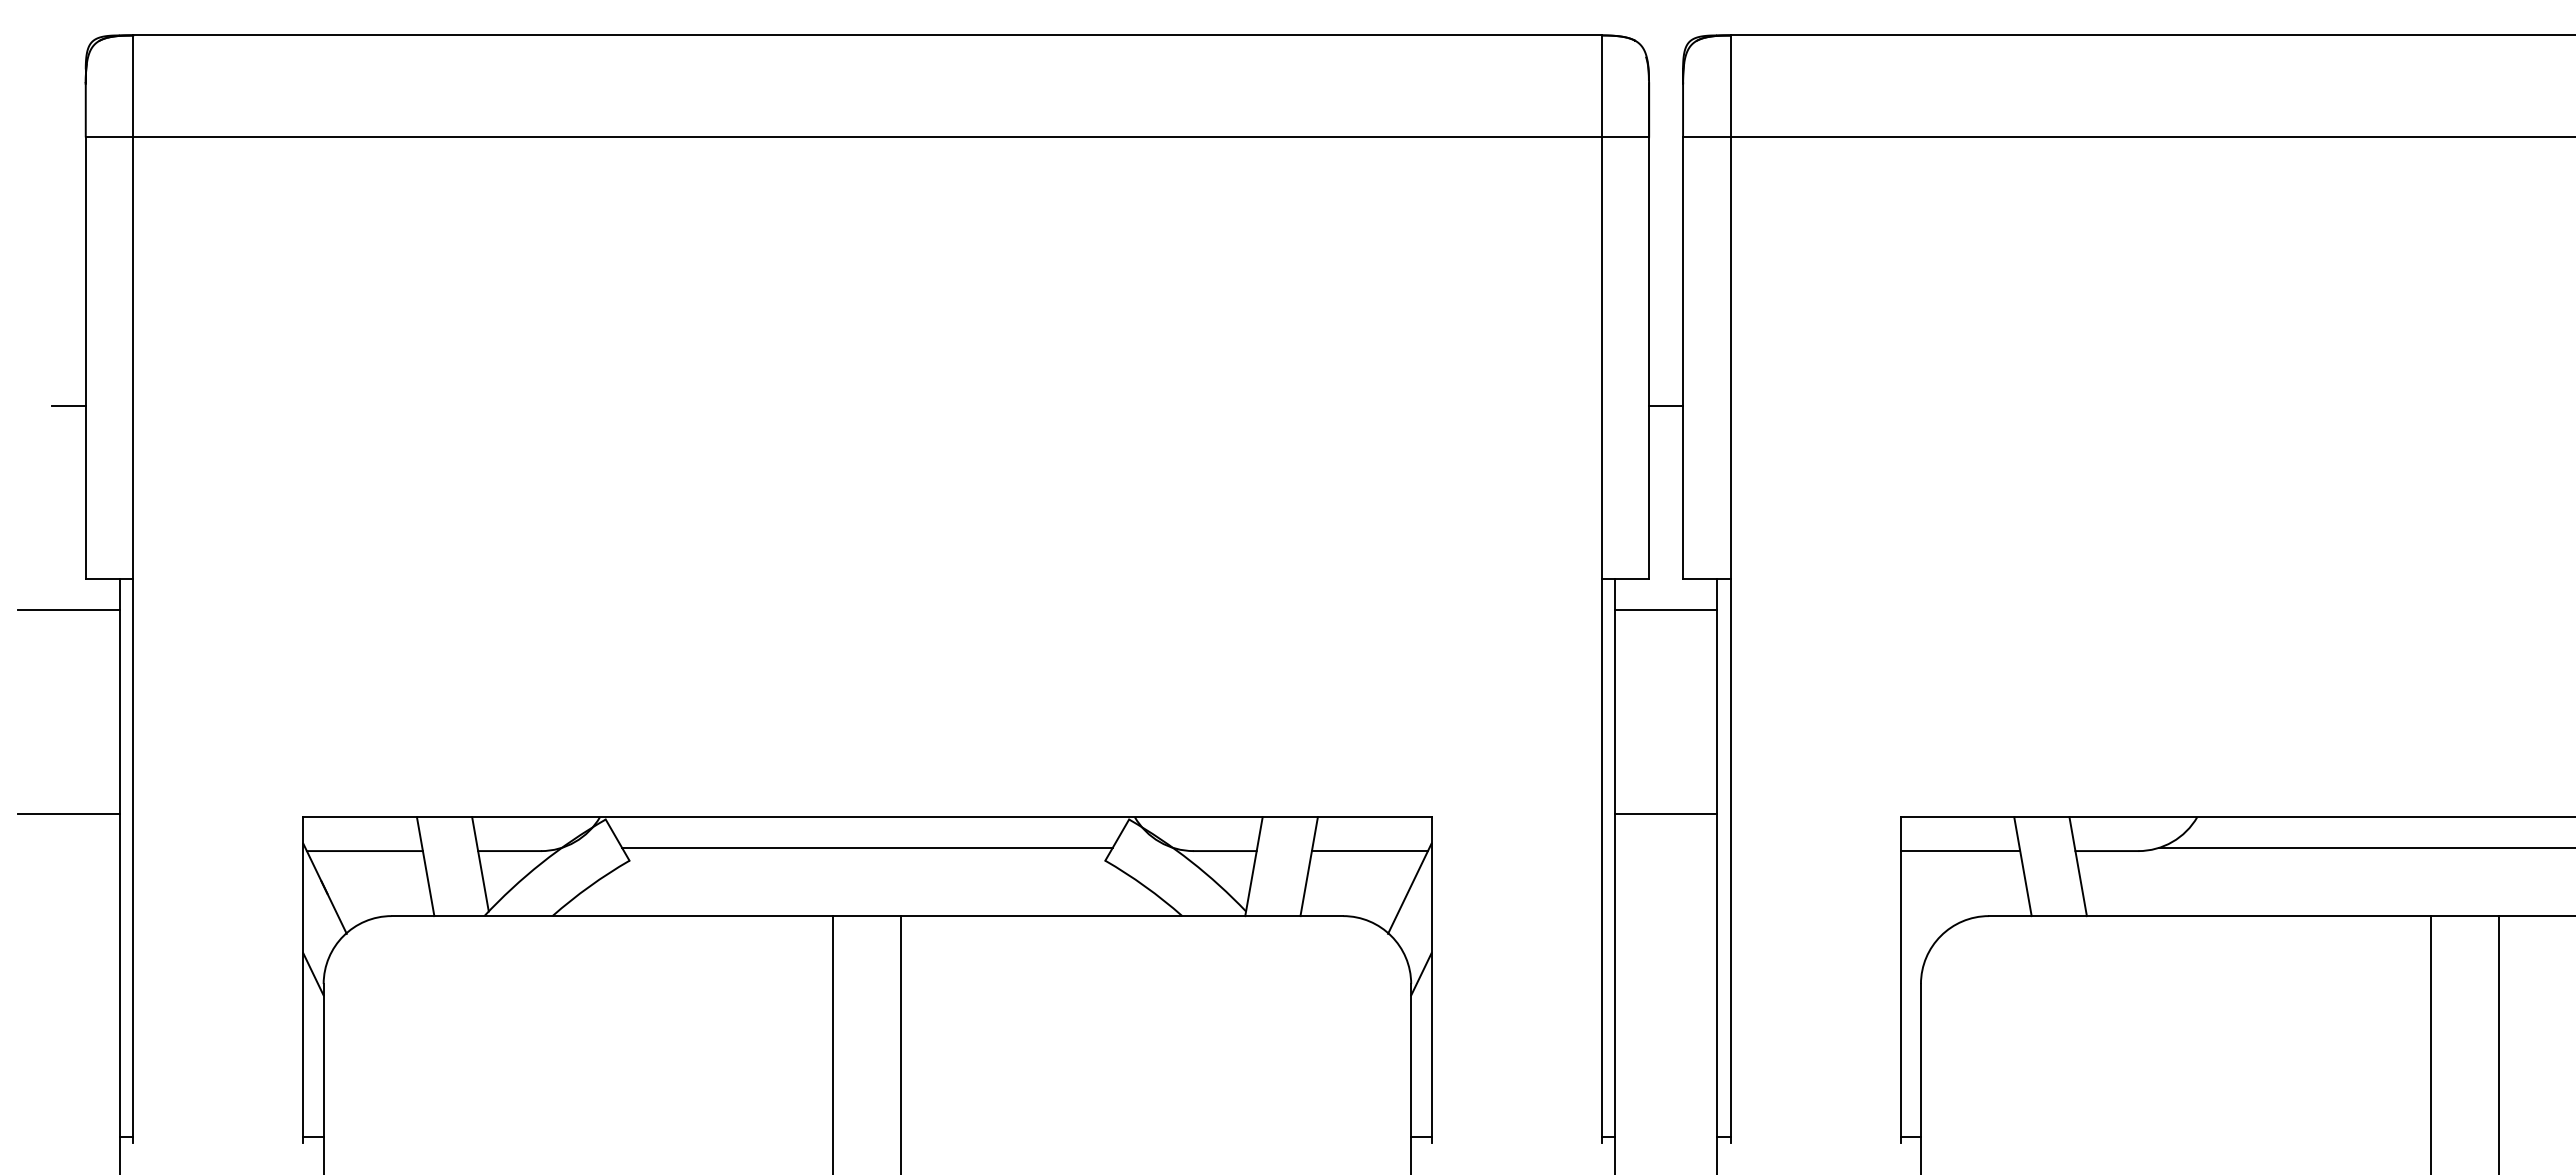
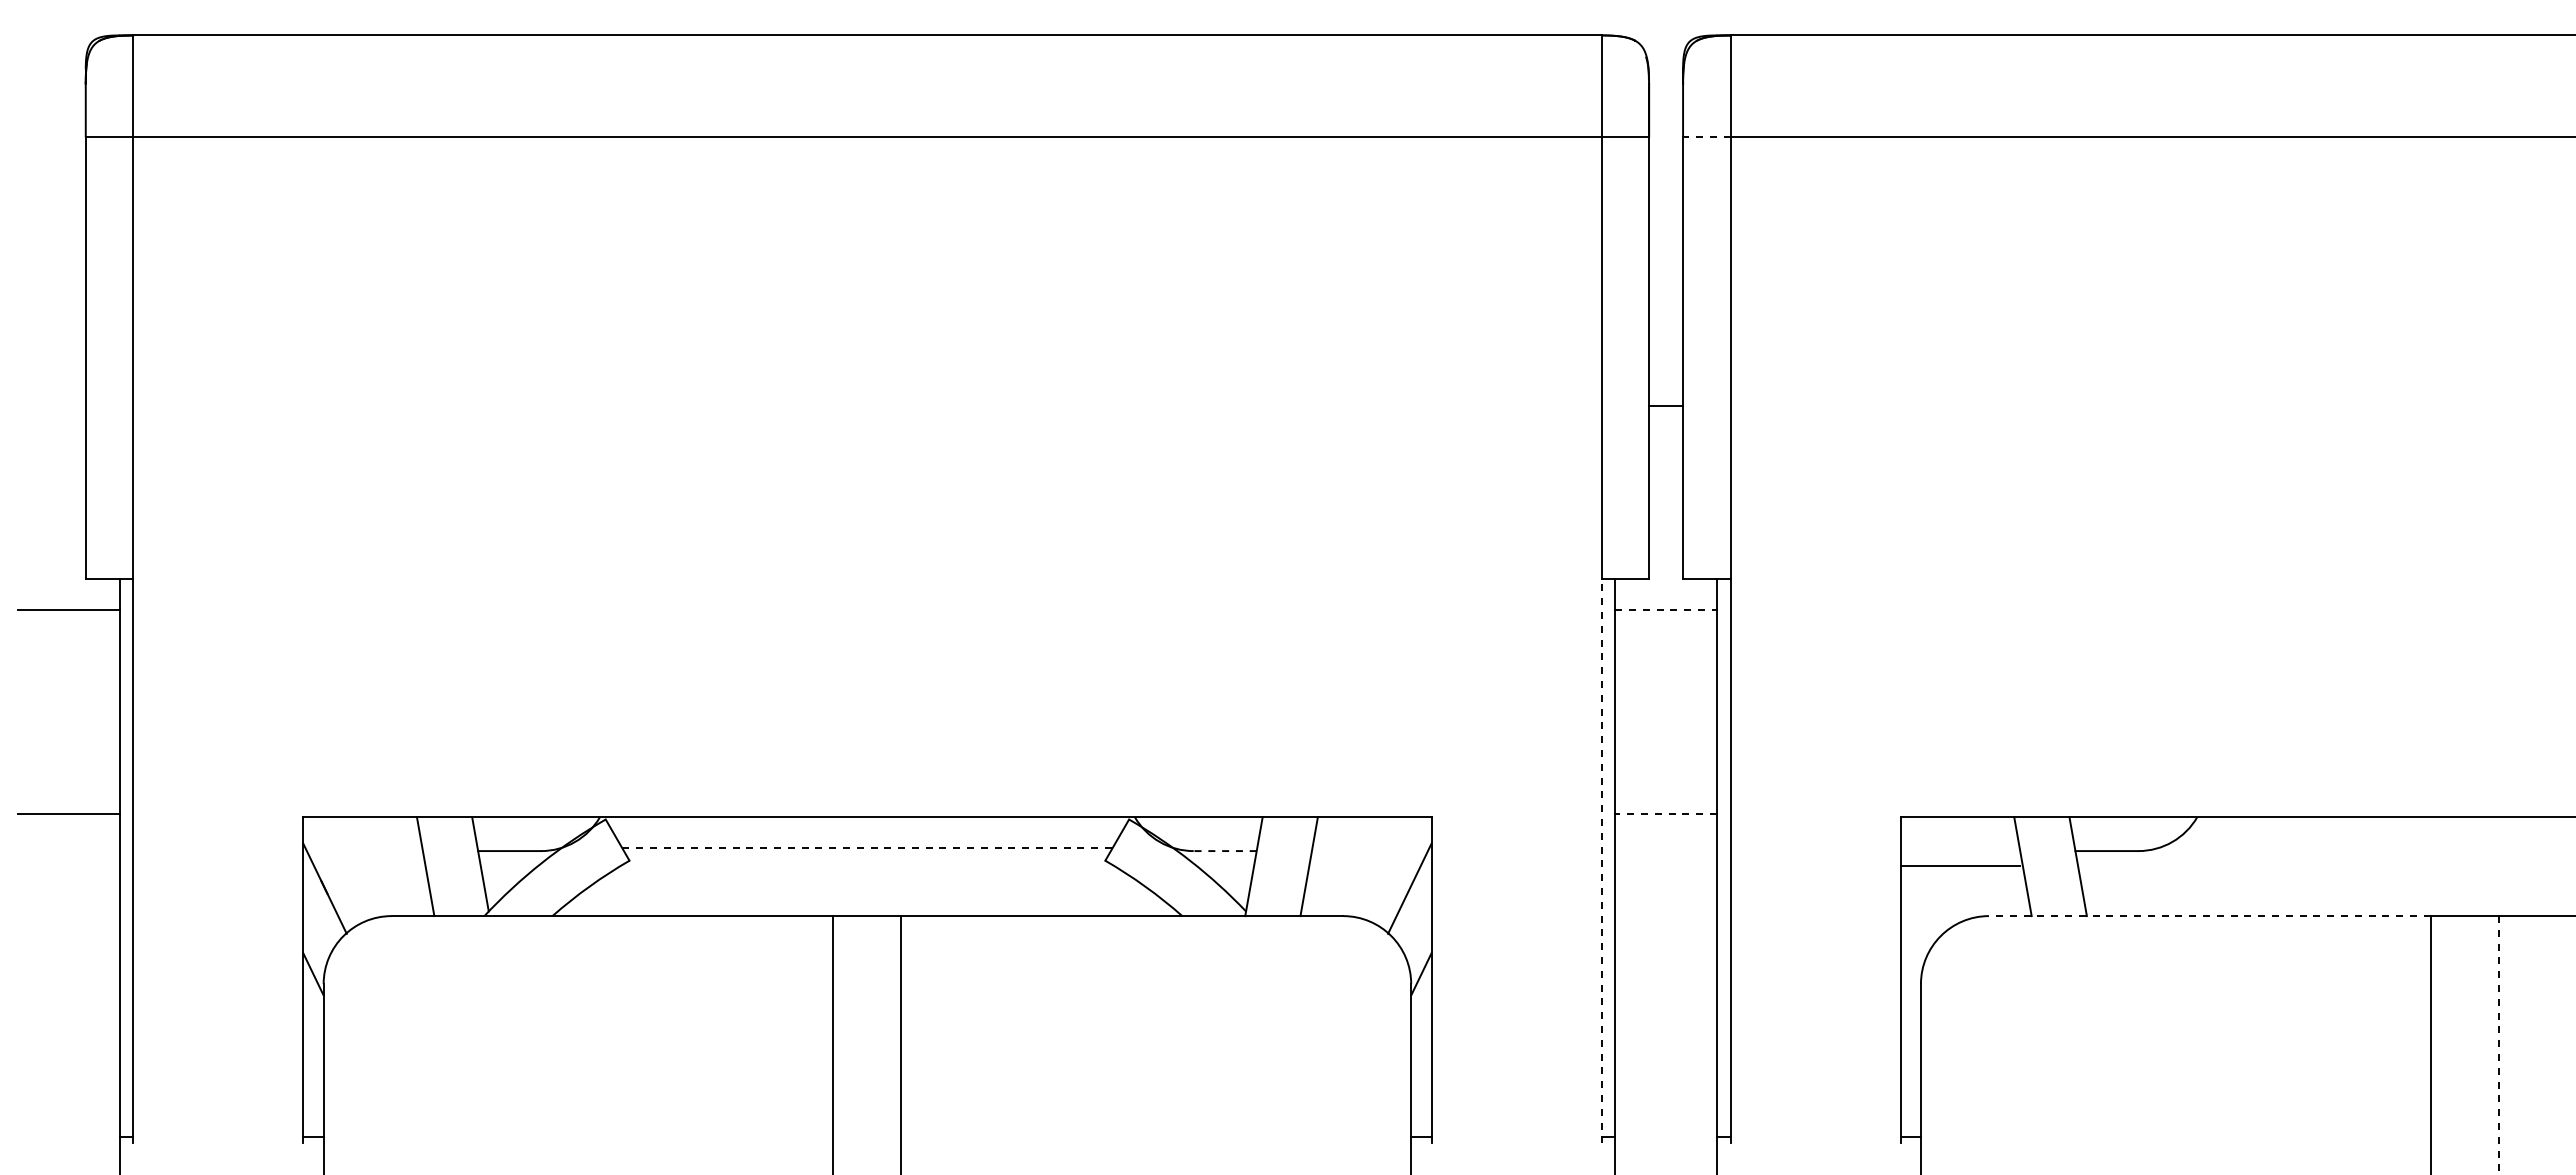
line: solid -> dashed (1706, 137)
line: present -> none (68, 406)
line: solid -> dashed (1666, 610)
line: solid -> dashed (1666, 814)
line: solid -> dashed (867, 847)
line: present -> none (2365, 847)
line: present -> none (364, 851)
line: solid -> dashed (1225, 851)
line: present -> none (1369, 851)
line position: (1960, 851) -> (1960, 866) (1960, 866)
line: solid -> dashed (1601, 860)
line: solid -> dashed (2209, 916)
line: solid -> dashed (2498, 1045)
